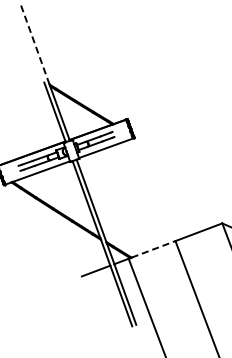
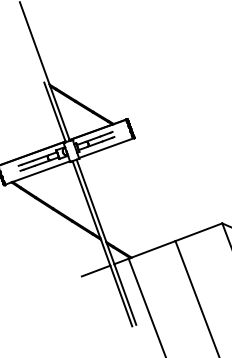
line: dashed -> solid (34, 43)
line: dashed -> solid (154, 249)
